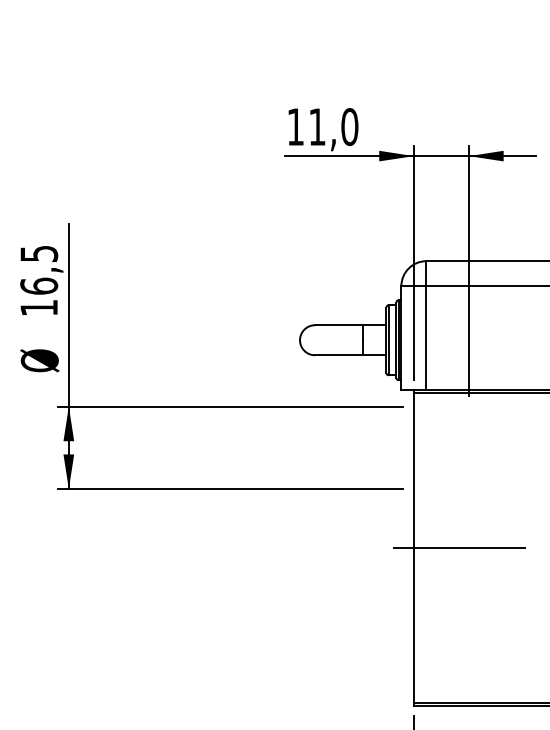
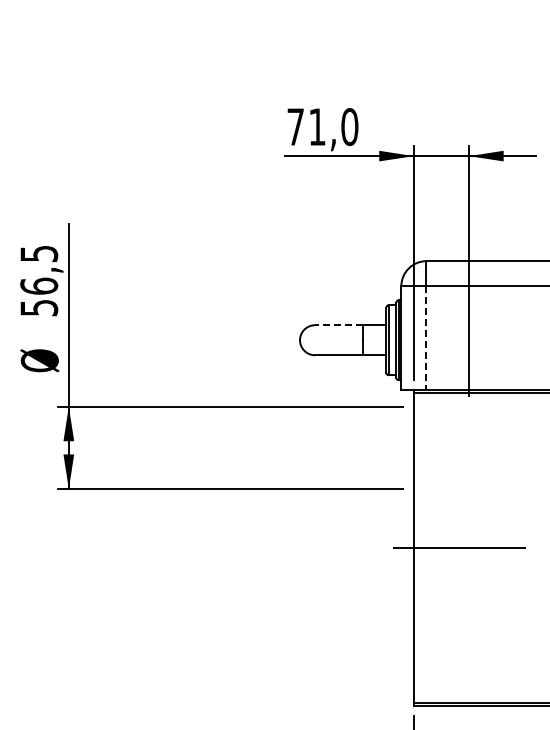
text: 11,0 -> 71,0 (295, 126)
text: 16,5 -> 56,5 (39, 308)
line: solid -> dashed (338, 325)
line: solid -> dashed (426, 338)
